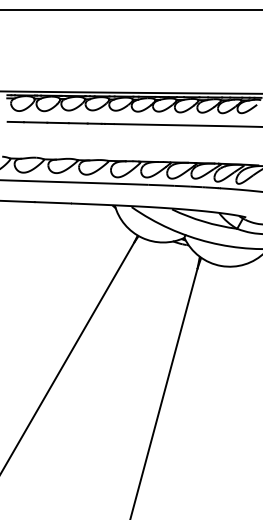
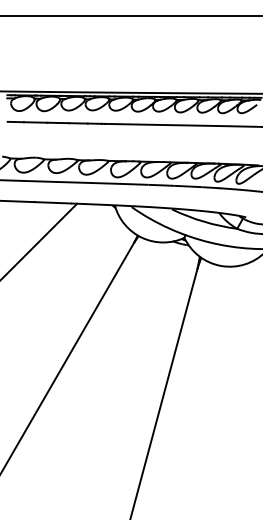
line position: (130, 9) -> (130, 15) (130, 15)
line: none -> present (39, 240)
